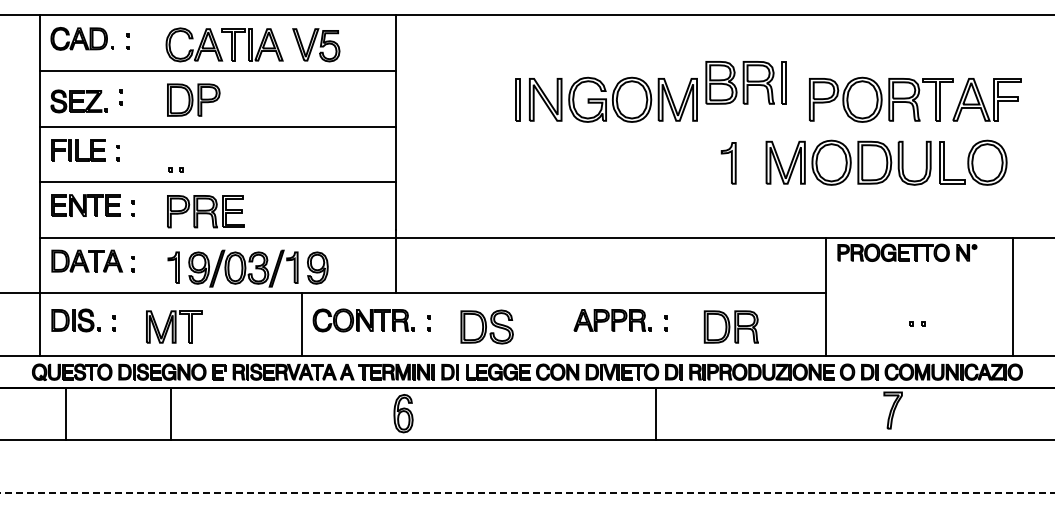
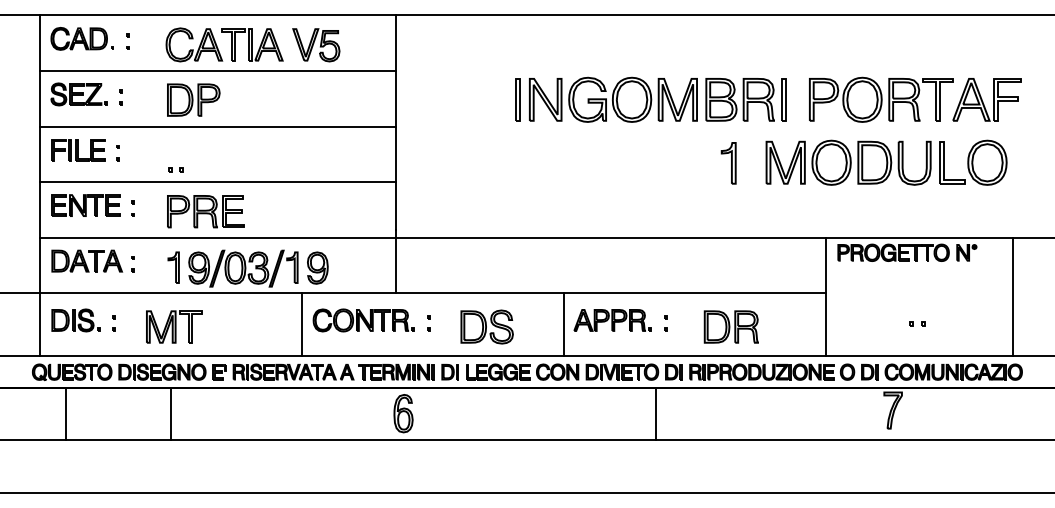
part position: (745, 82) -> (745, 99) (745, 99)
part position: (78, 101) -> (78, 94) (78, 94)
line: none -> present (563, 324)
line: dashed -> solid (527, 492)
